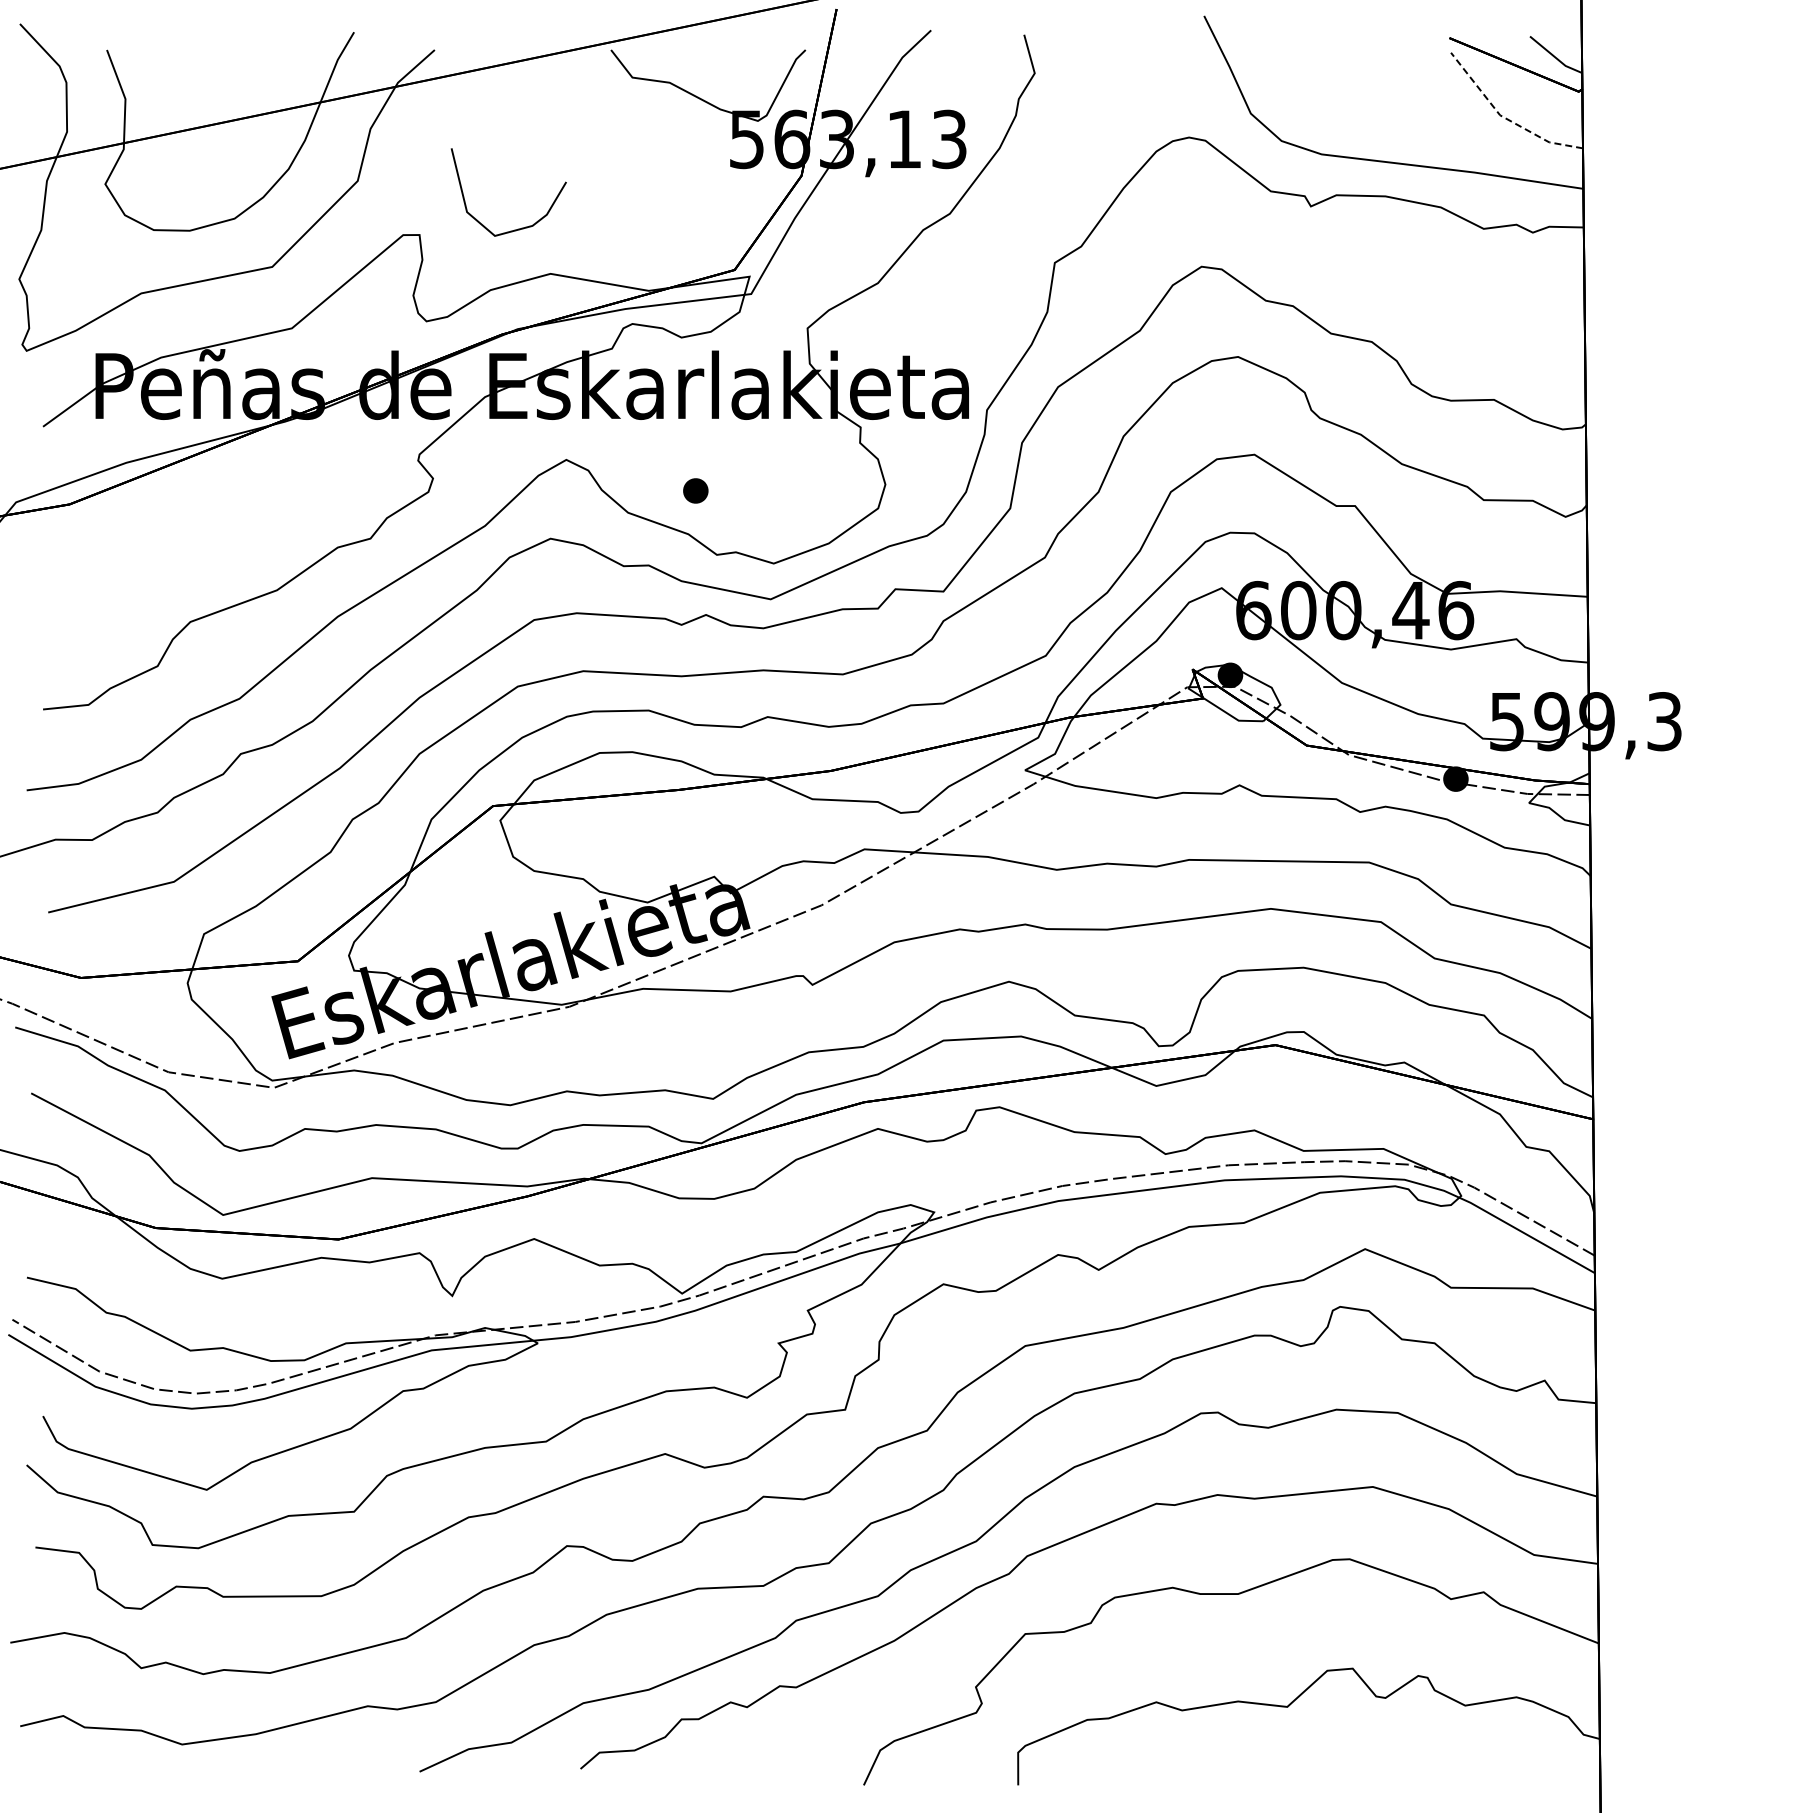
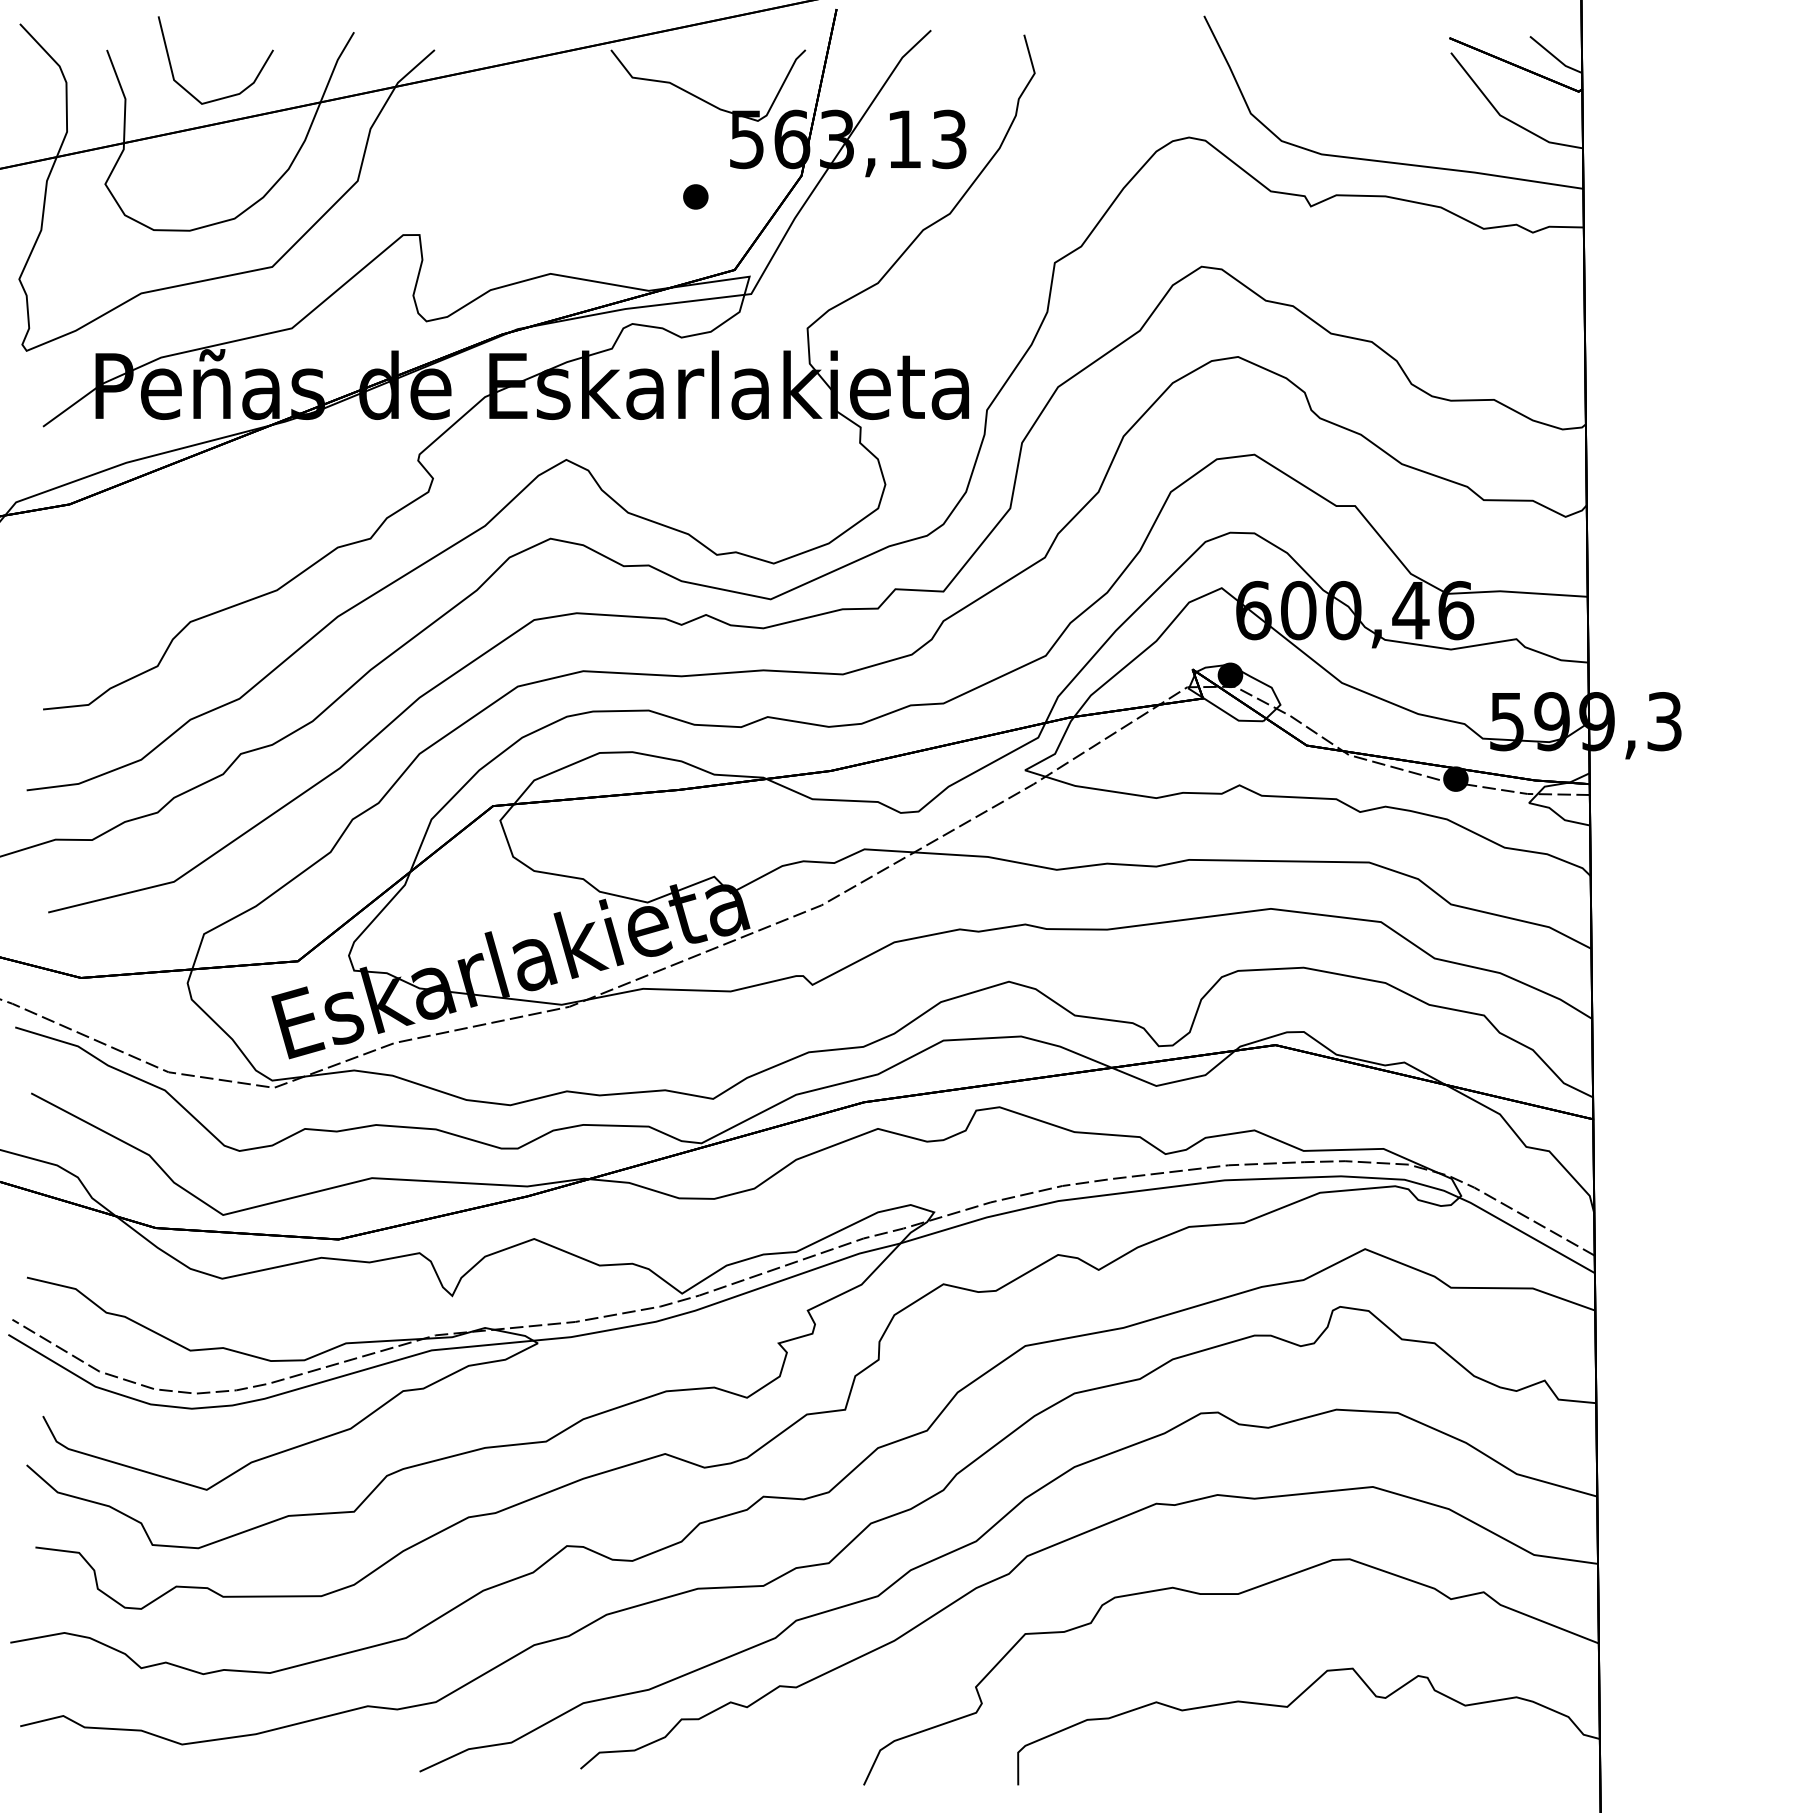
line: dashed -> solid (1505, 118)
curve position: (521, 227) -> (228, 95) (228, 95)
part position: (695, 490) -> (695, 196) (695, 196)
